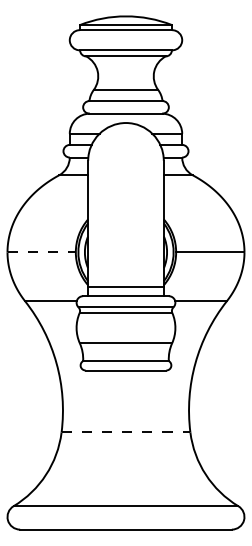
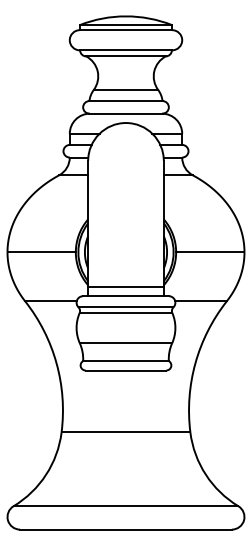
line: dashed -> solid (42, 252)
line: dashed -> solid (126, 432)
